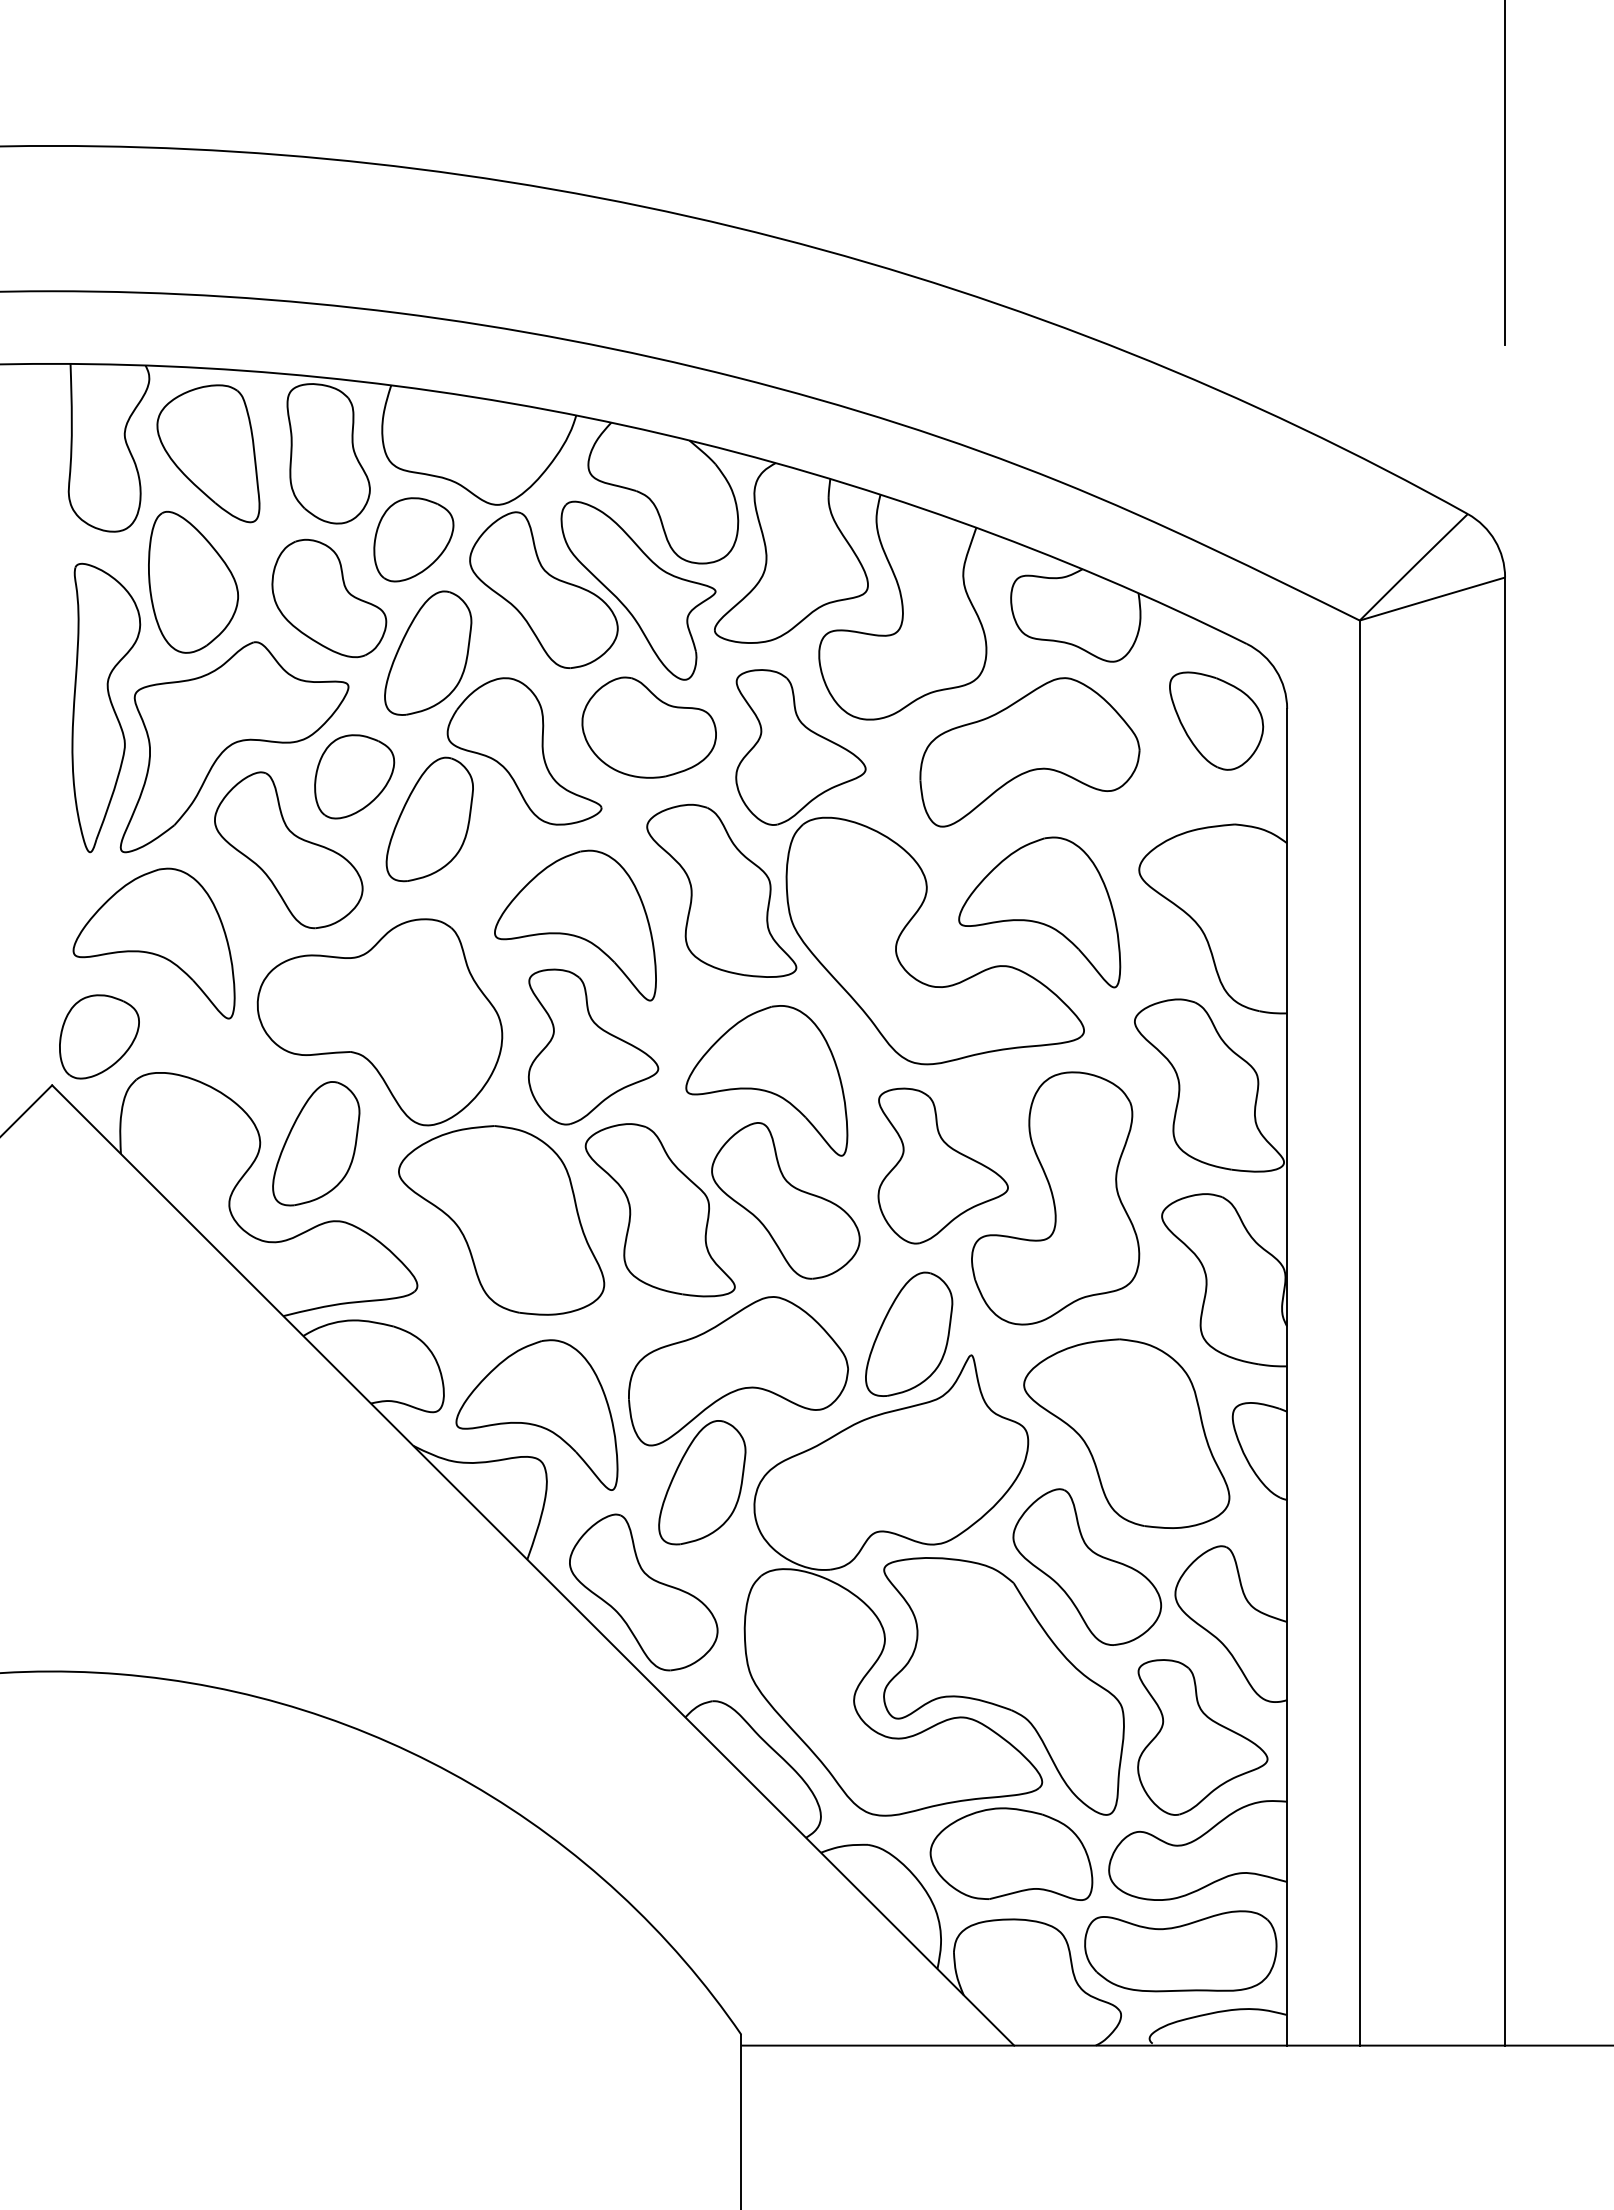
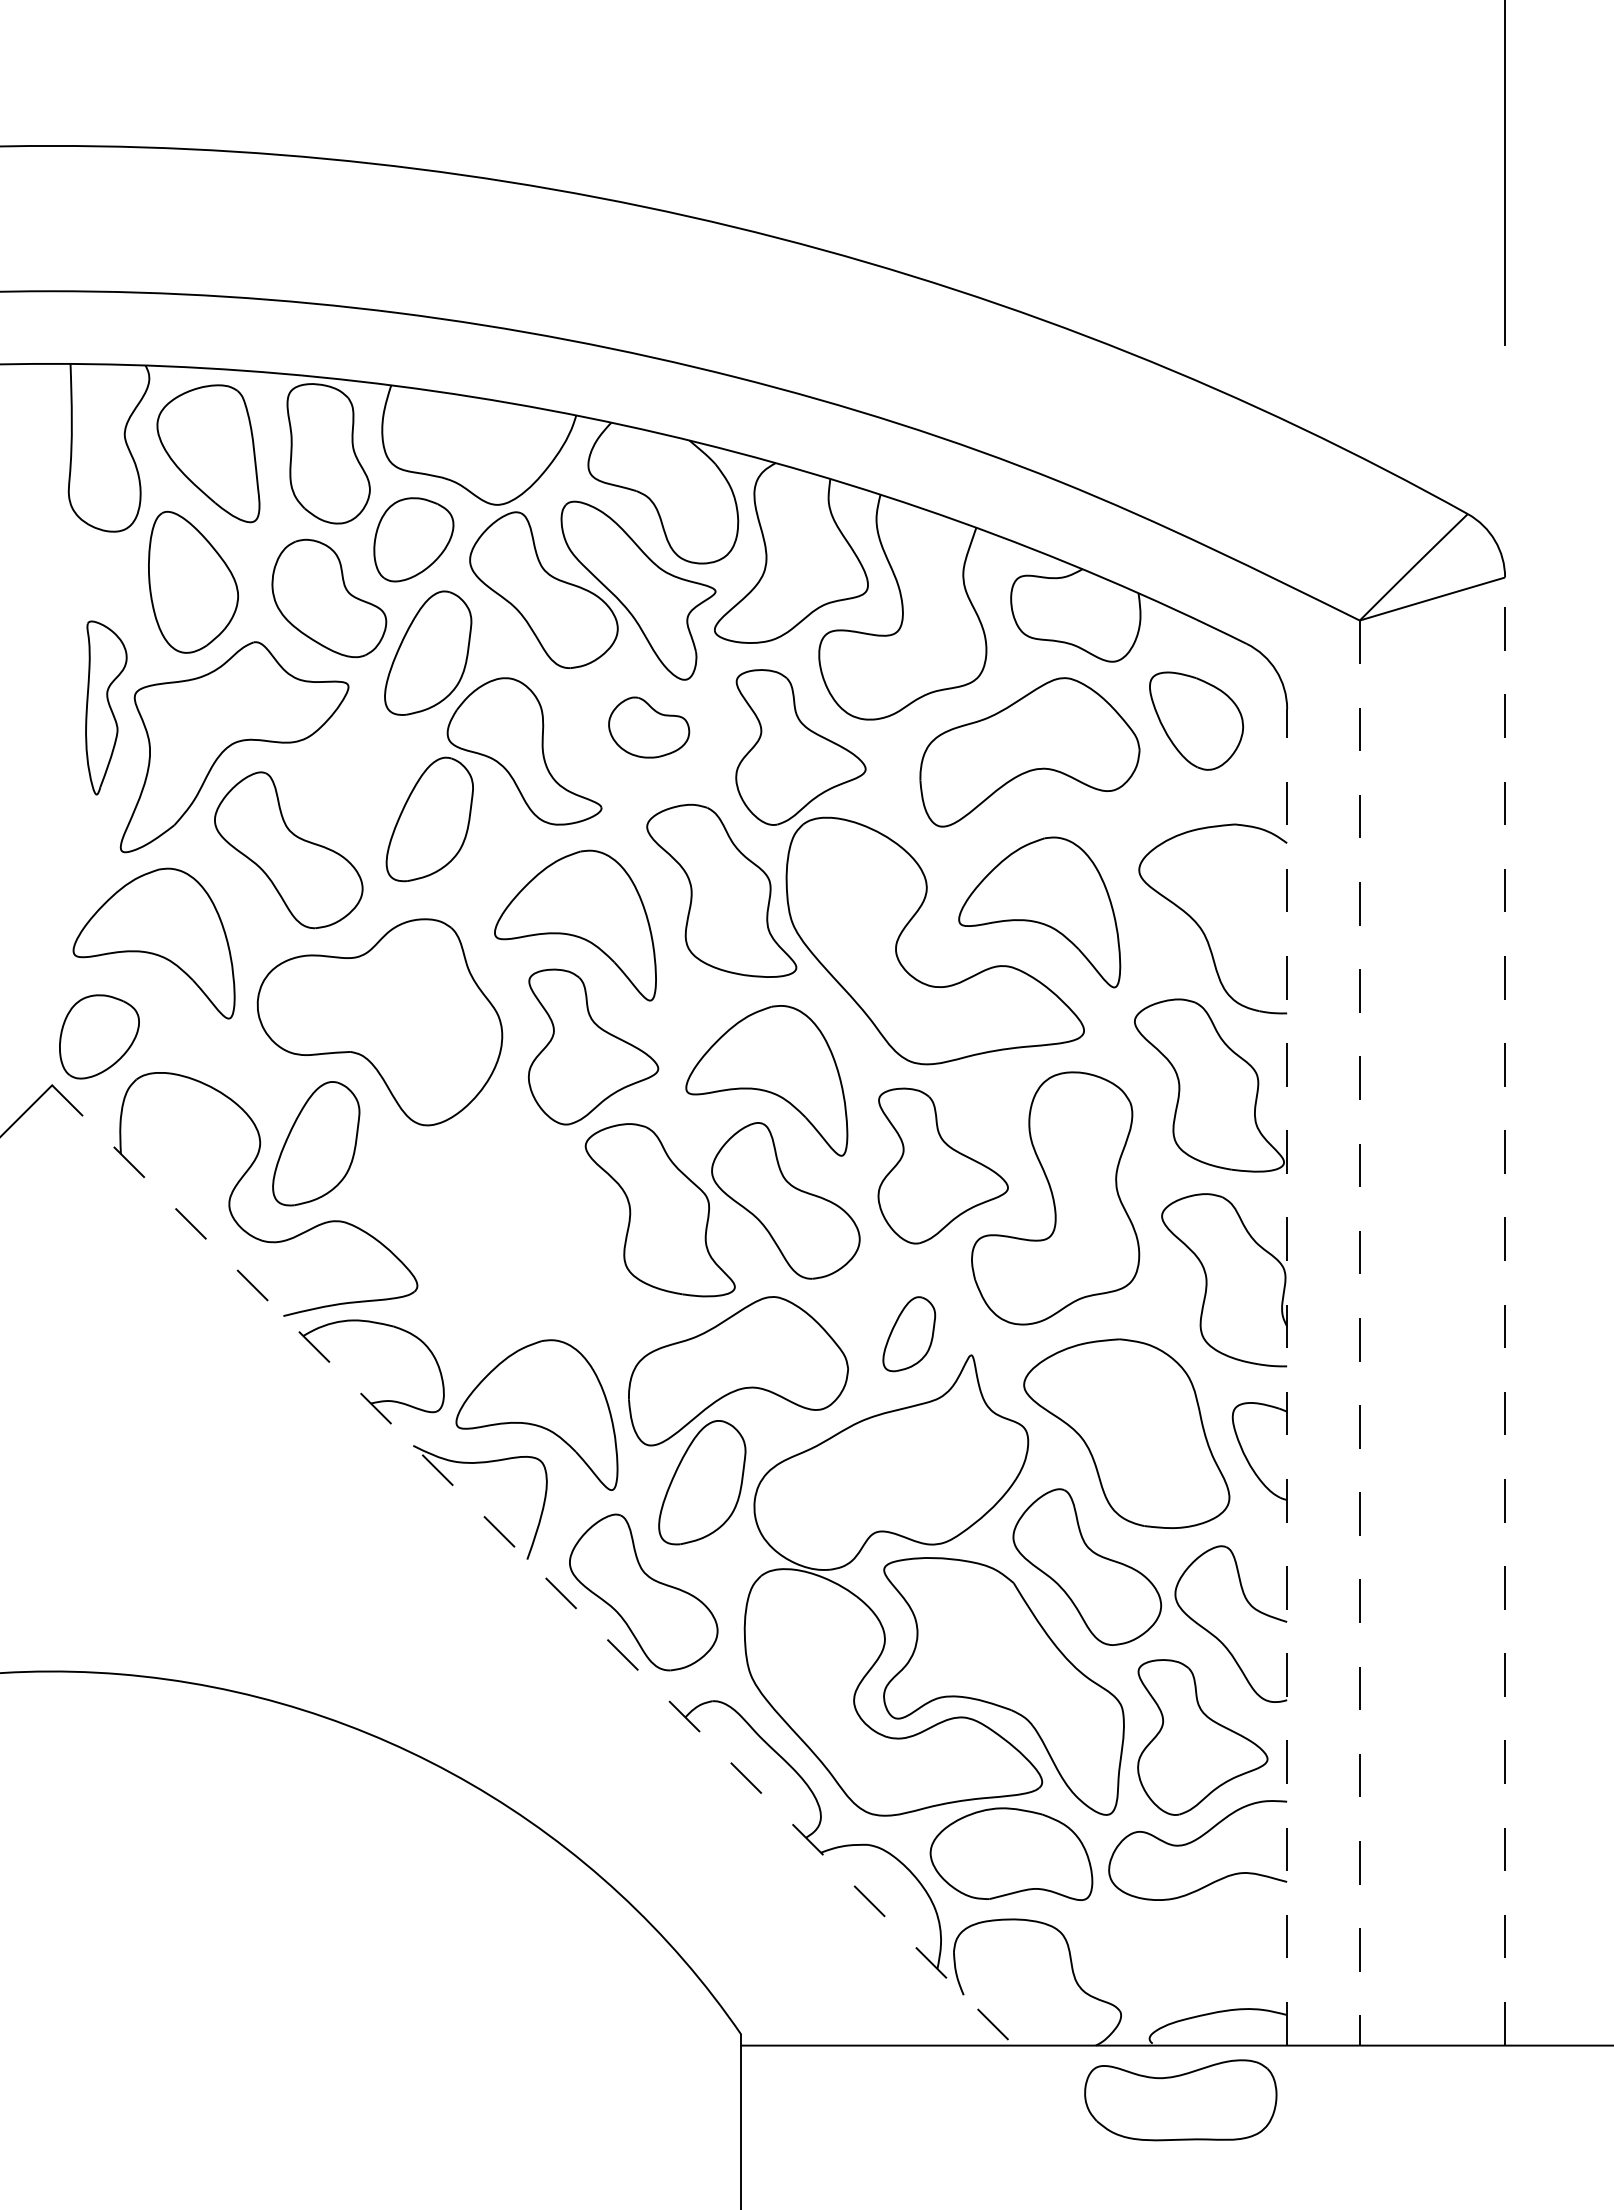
part size: 71x292 px -> 43x176 px (106, 707)
part position: (1216, 720) -> (1196, 720) (1196, 720)
part size: 136x103 px -> 83x63 px (649, 727)
part: present -> none (354, 776)
part: present -> none (501, 1220)
line: solid -> dashed (1505, 1311)
part size: 89x126 px -> 55x77 px (909, 1334)
line: solid -> dashed (1359, 1333)
line: solid -> dashed (1287, 1376)
line: solid -> dashed (533, 1565)
part position: (1180, 1951) -> (1180, 2100) (1180, 2100)
